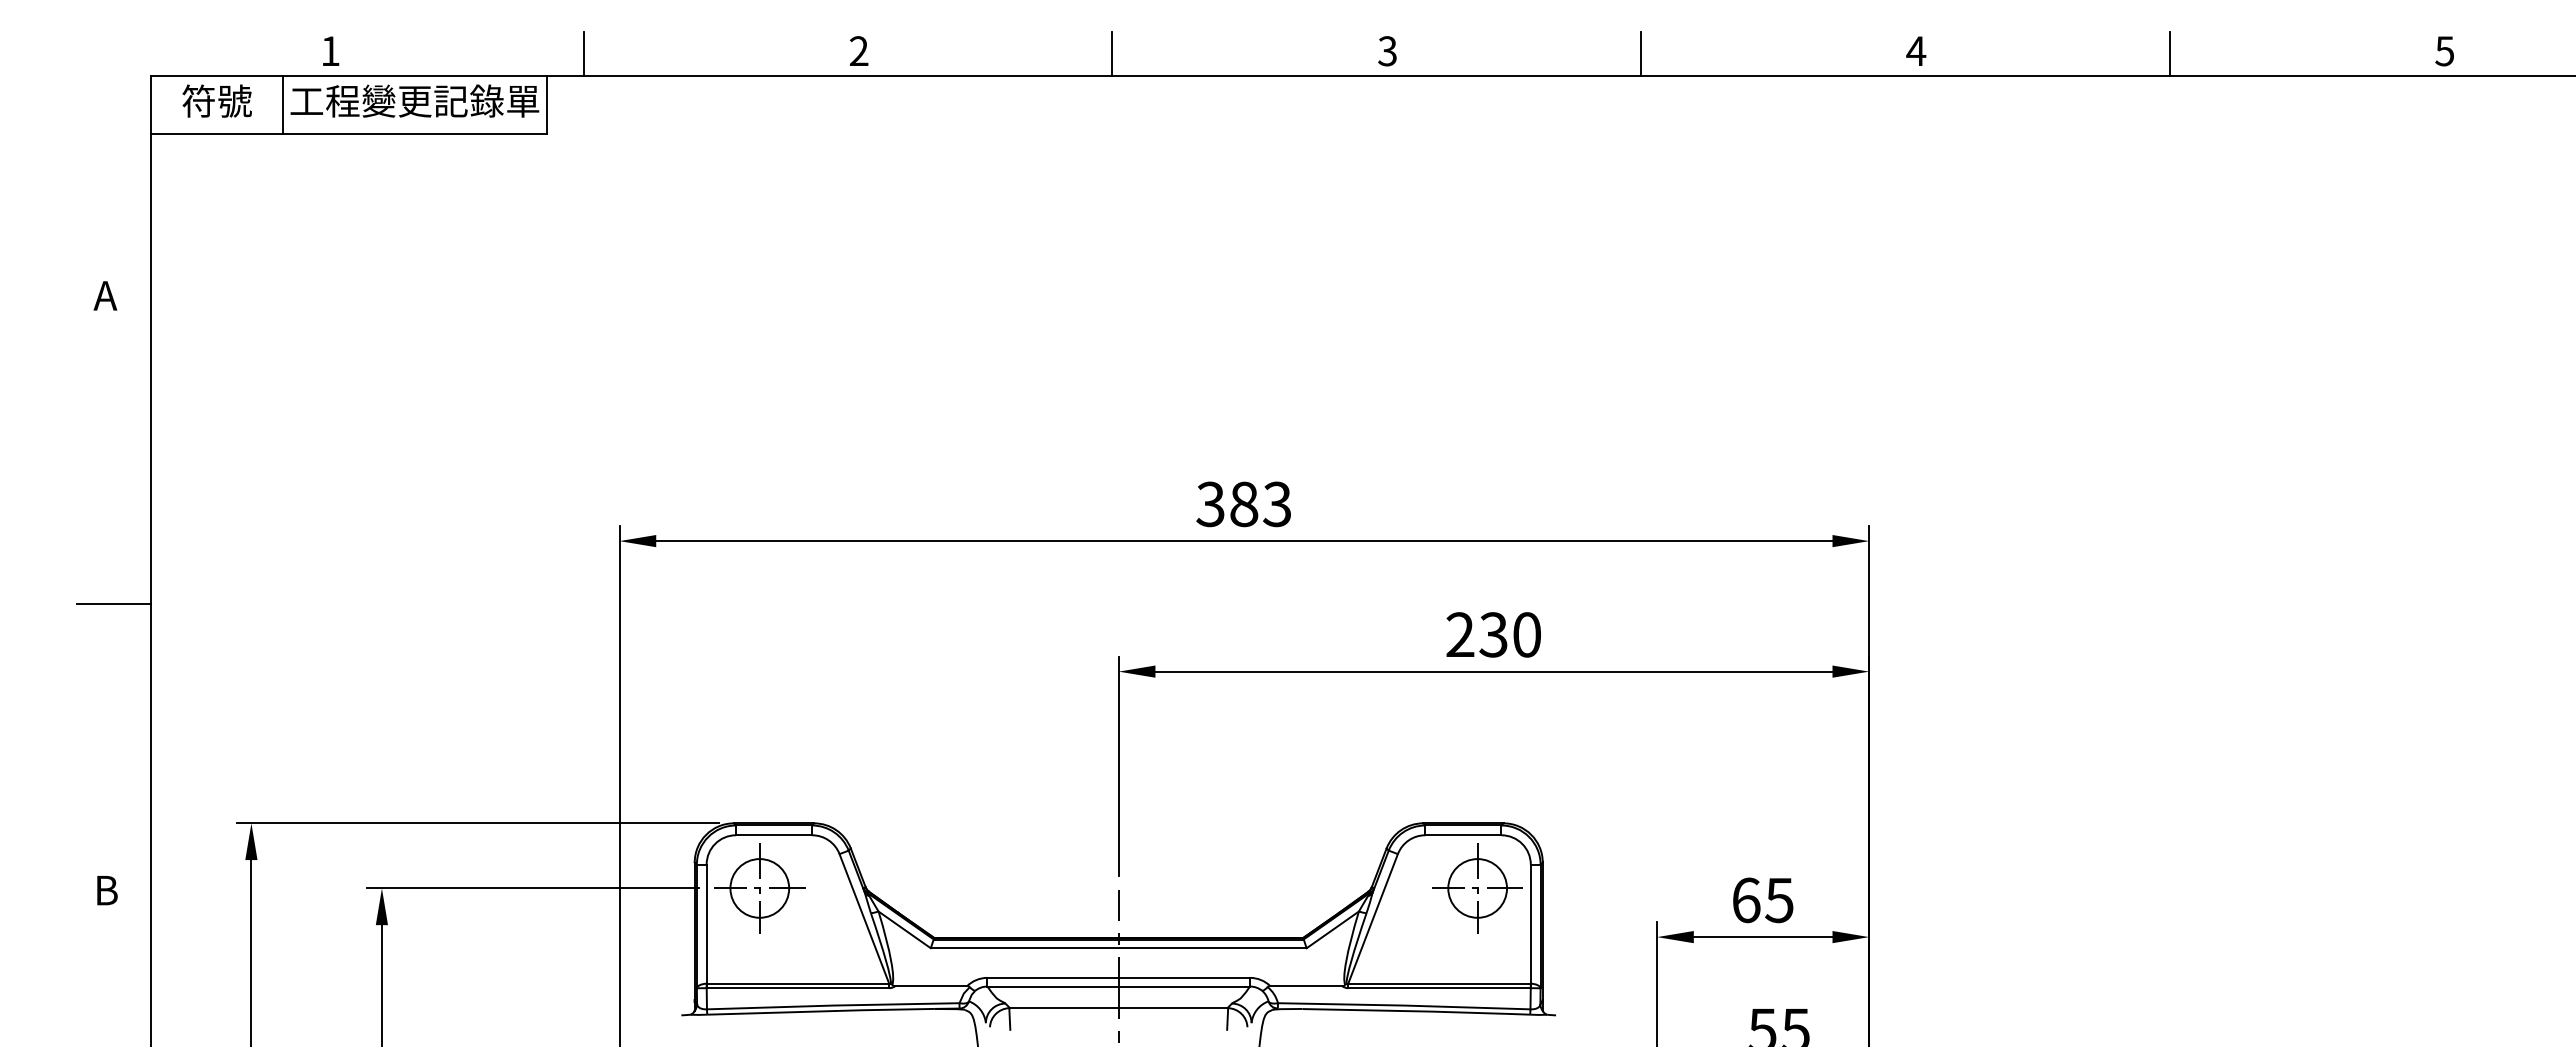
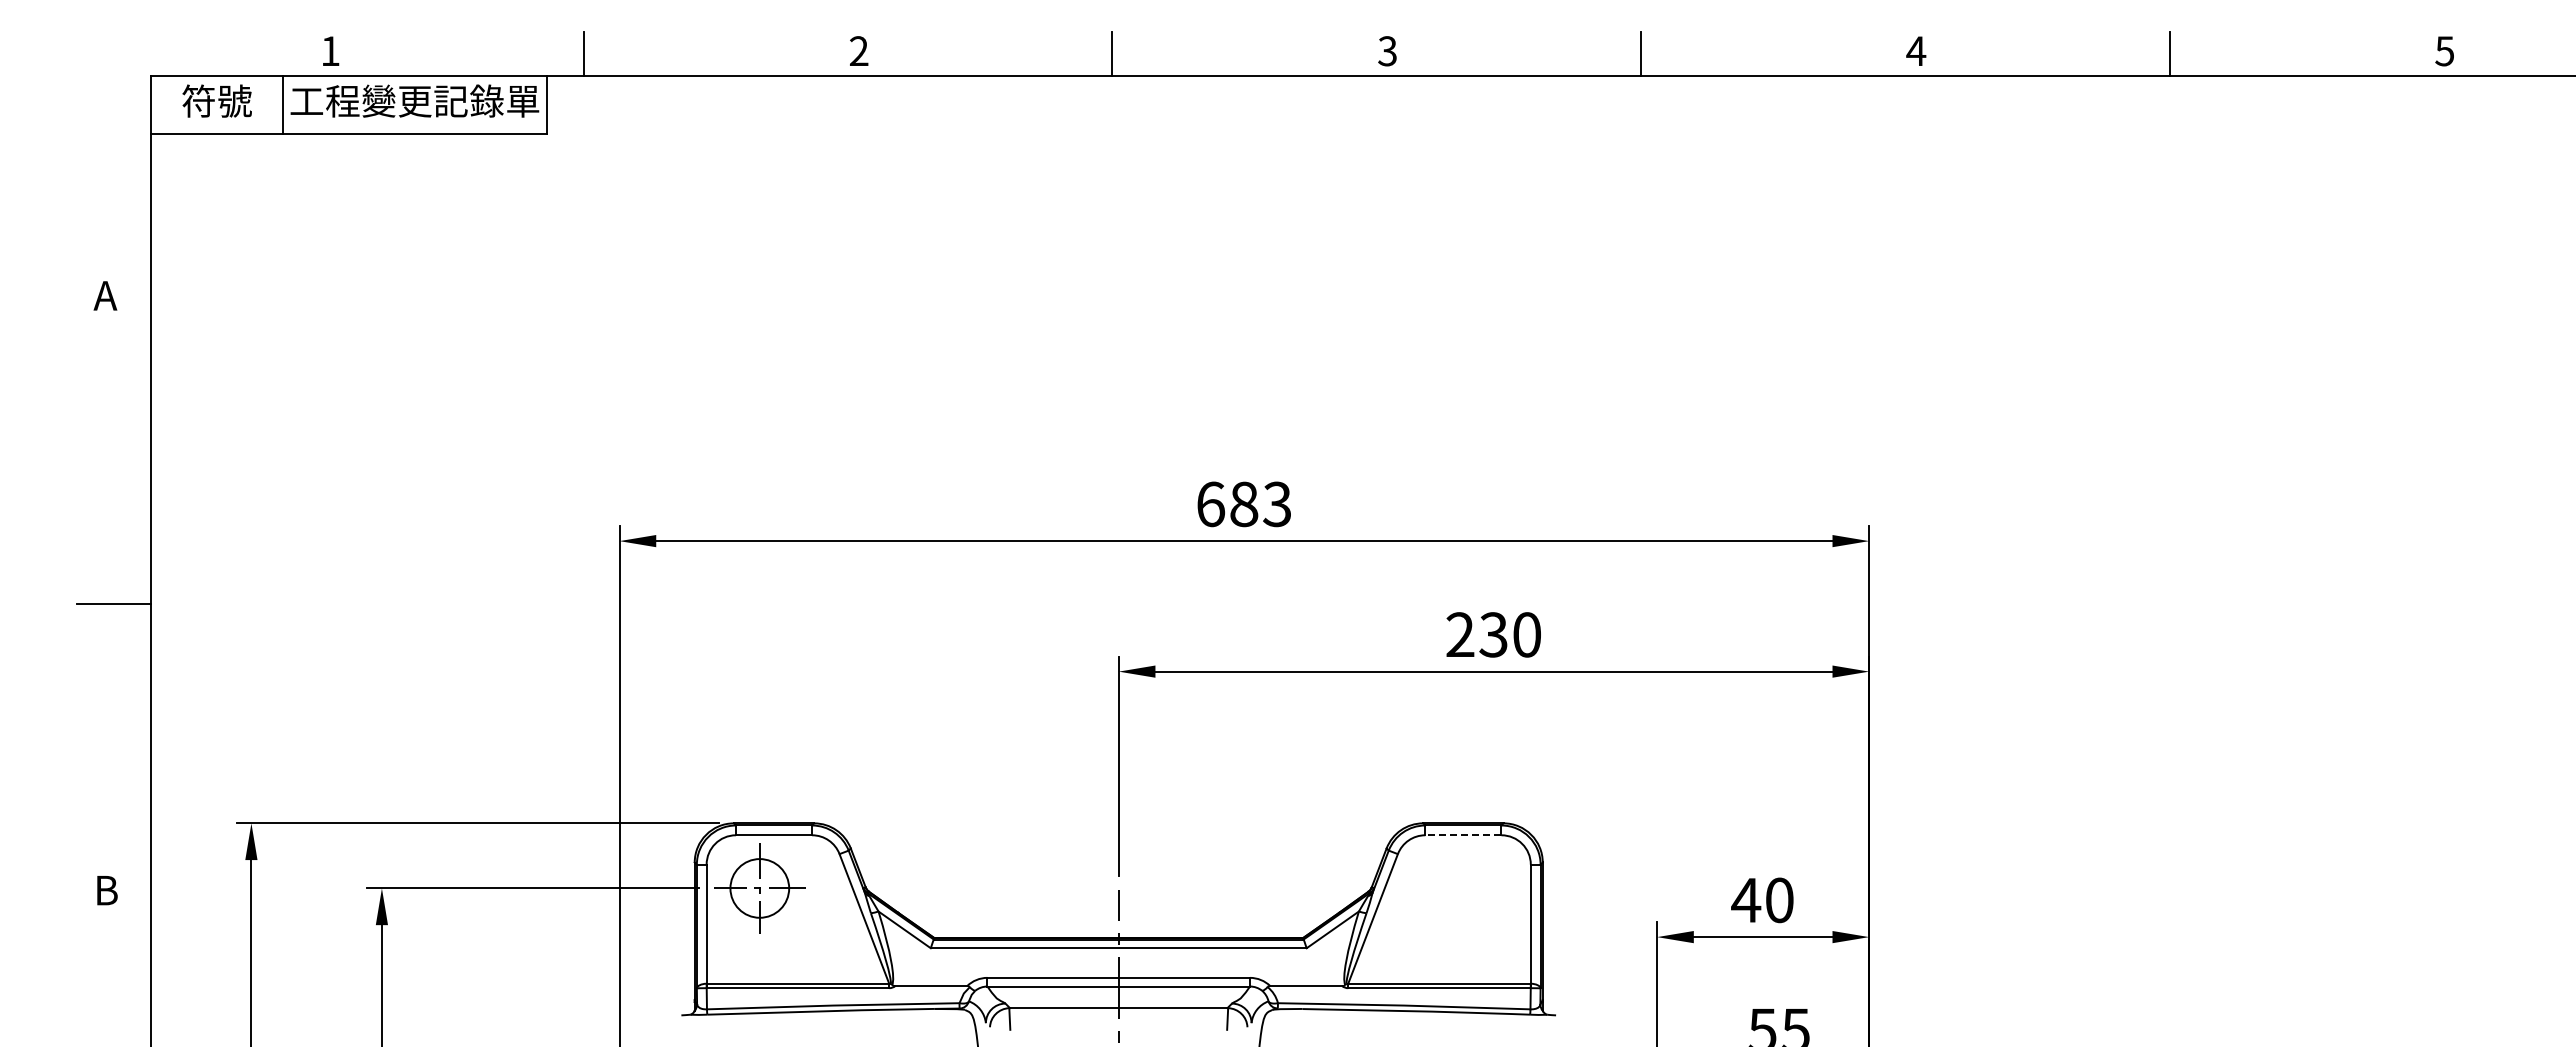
text: 383 -> 683 (1210, 504)
line: solid -> dashed (1462, 835)
part: present -> none (1477, 888)
text: 65 -> 40 (1762, 900)
